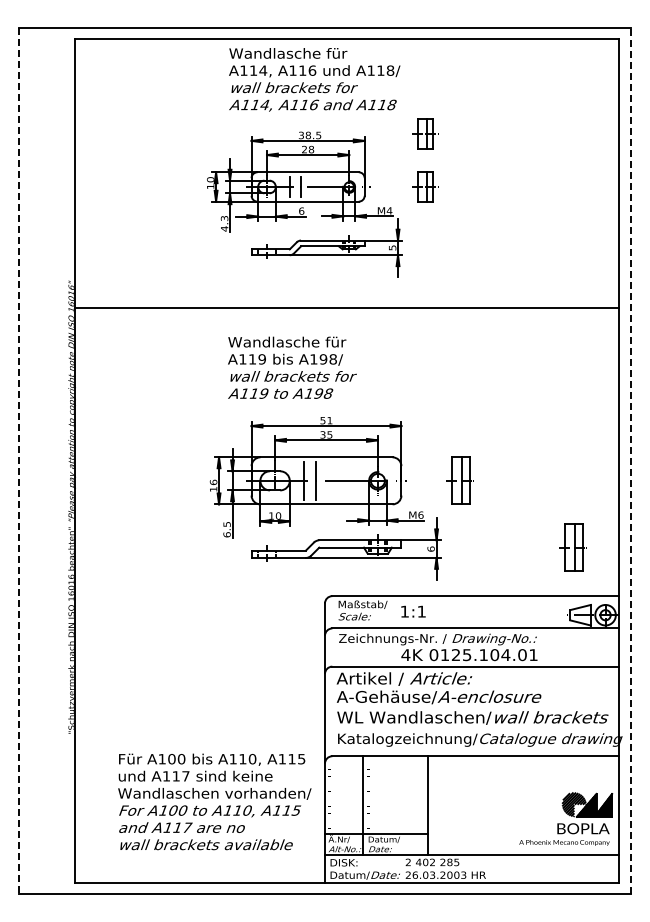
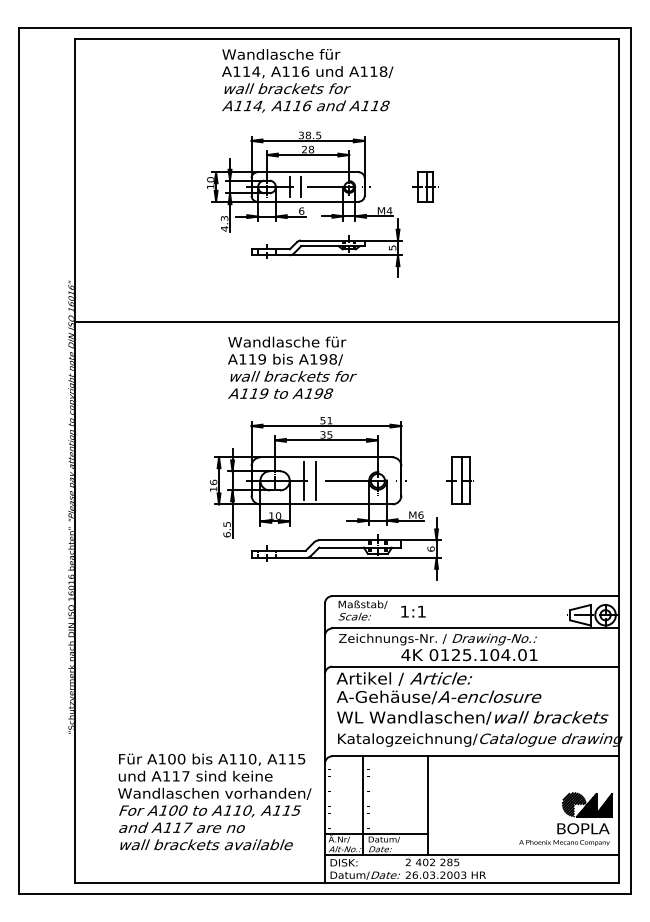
text position: (314, 79) -> (307, 80) (307, 80)
part: present -> none (425, 133)
line position: (346, 308) -> (346, 322) (346, 322)
line: dashed -> solid (630, 460)
line: dashed -> solid (19, 461)
part: present -> none (572, 547)
